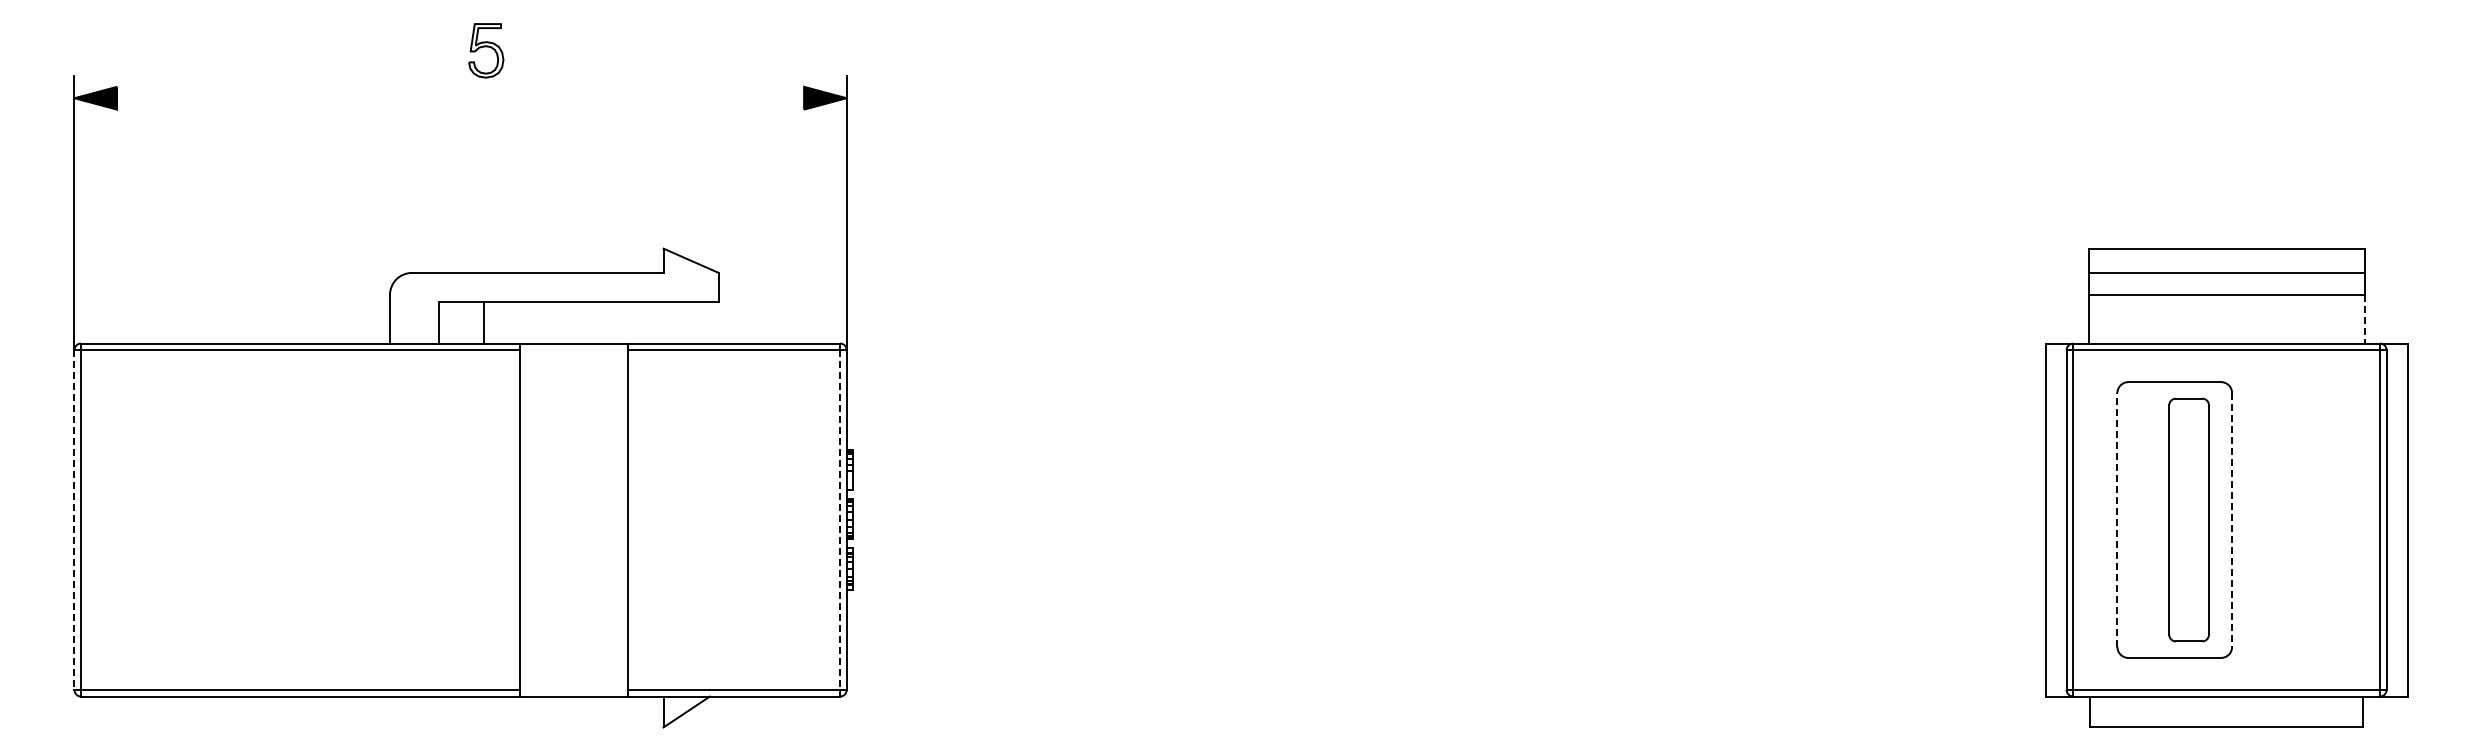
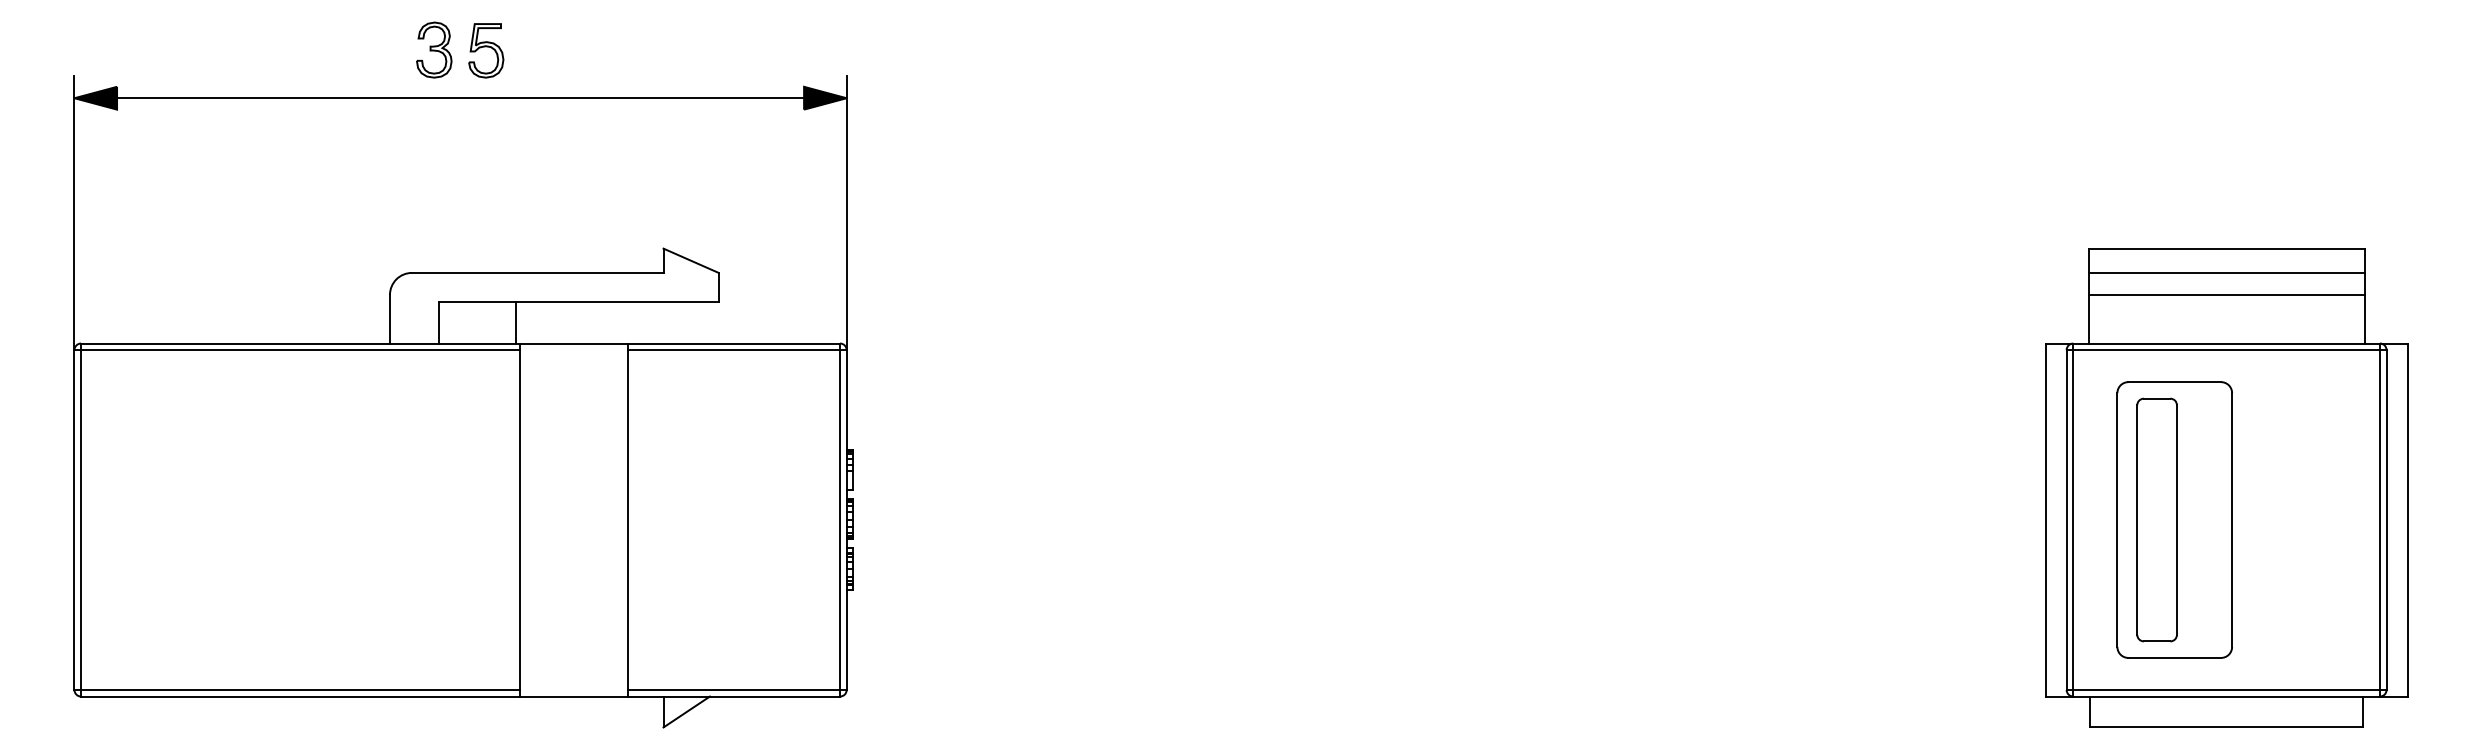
part: none -> present (434, 49)
line: none -> present (460, 98)
line: dashed -> solid (2364, 319)
line position: (483, 322) -> (515, 322) (515, 322)
part position: (2188, 519) -> (2156, 519) (2156, 519)
line: dashed -> solid (74, 520)
line: dashed -> solid (840, 520)
line: dashed -> solid (2117, 520)
line: dashed -> solid (2232, 520)
